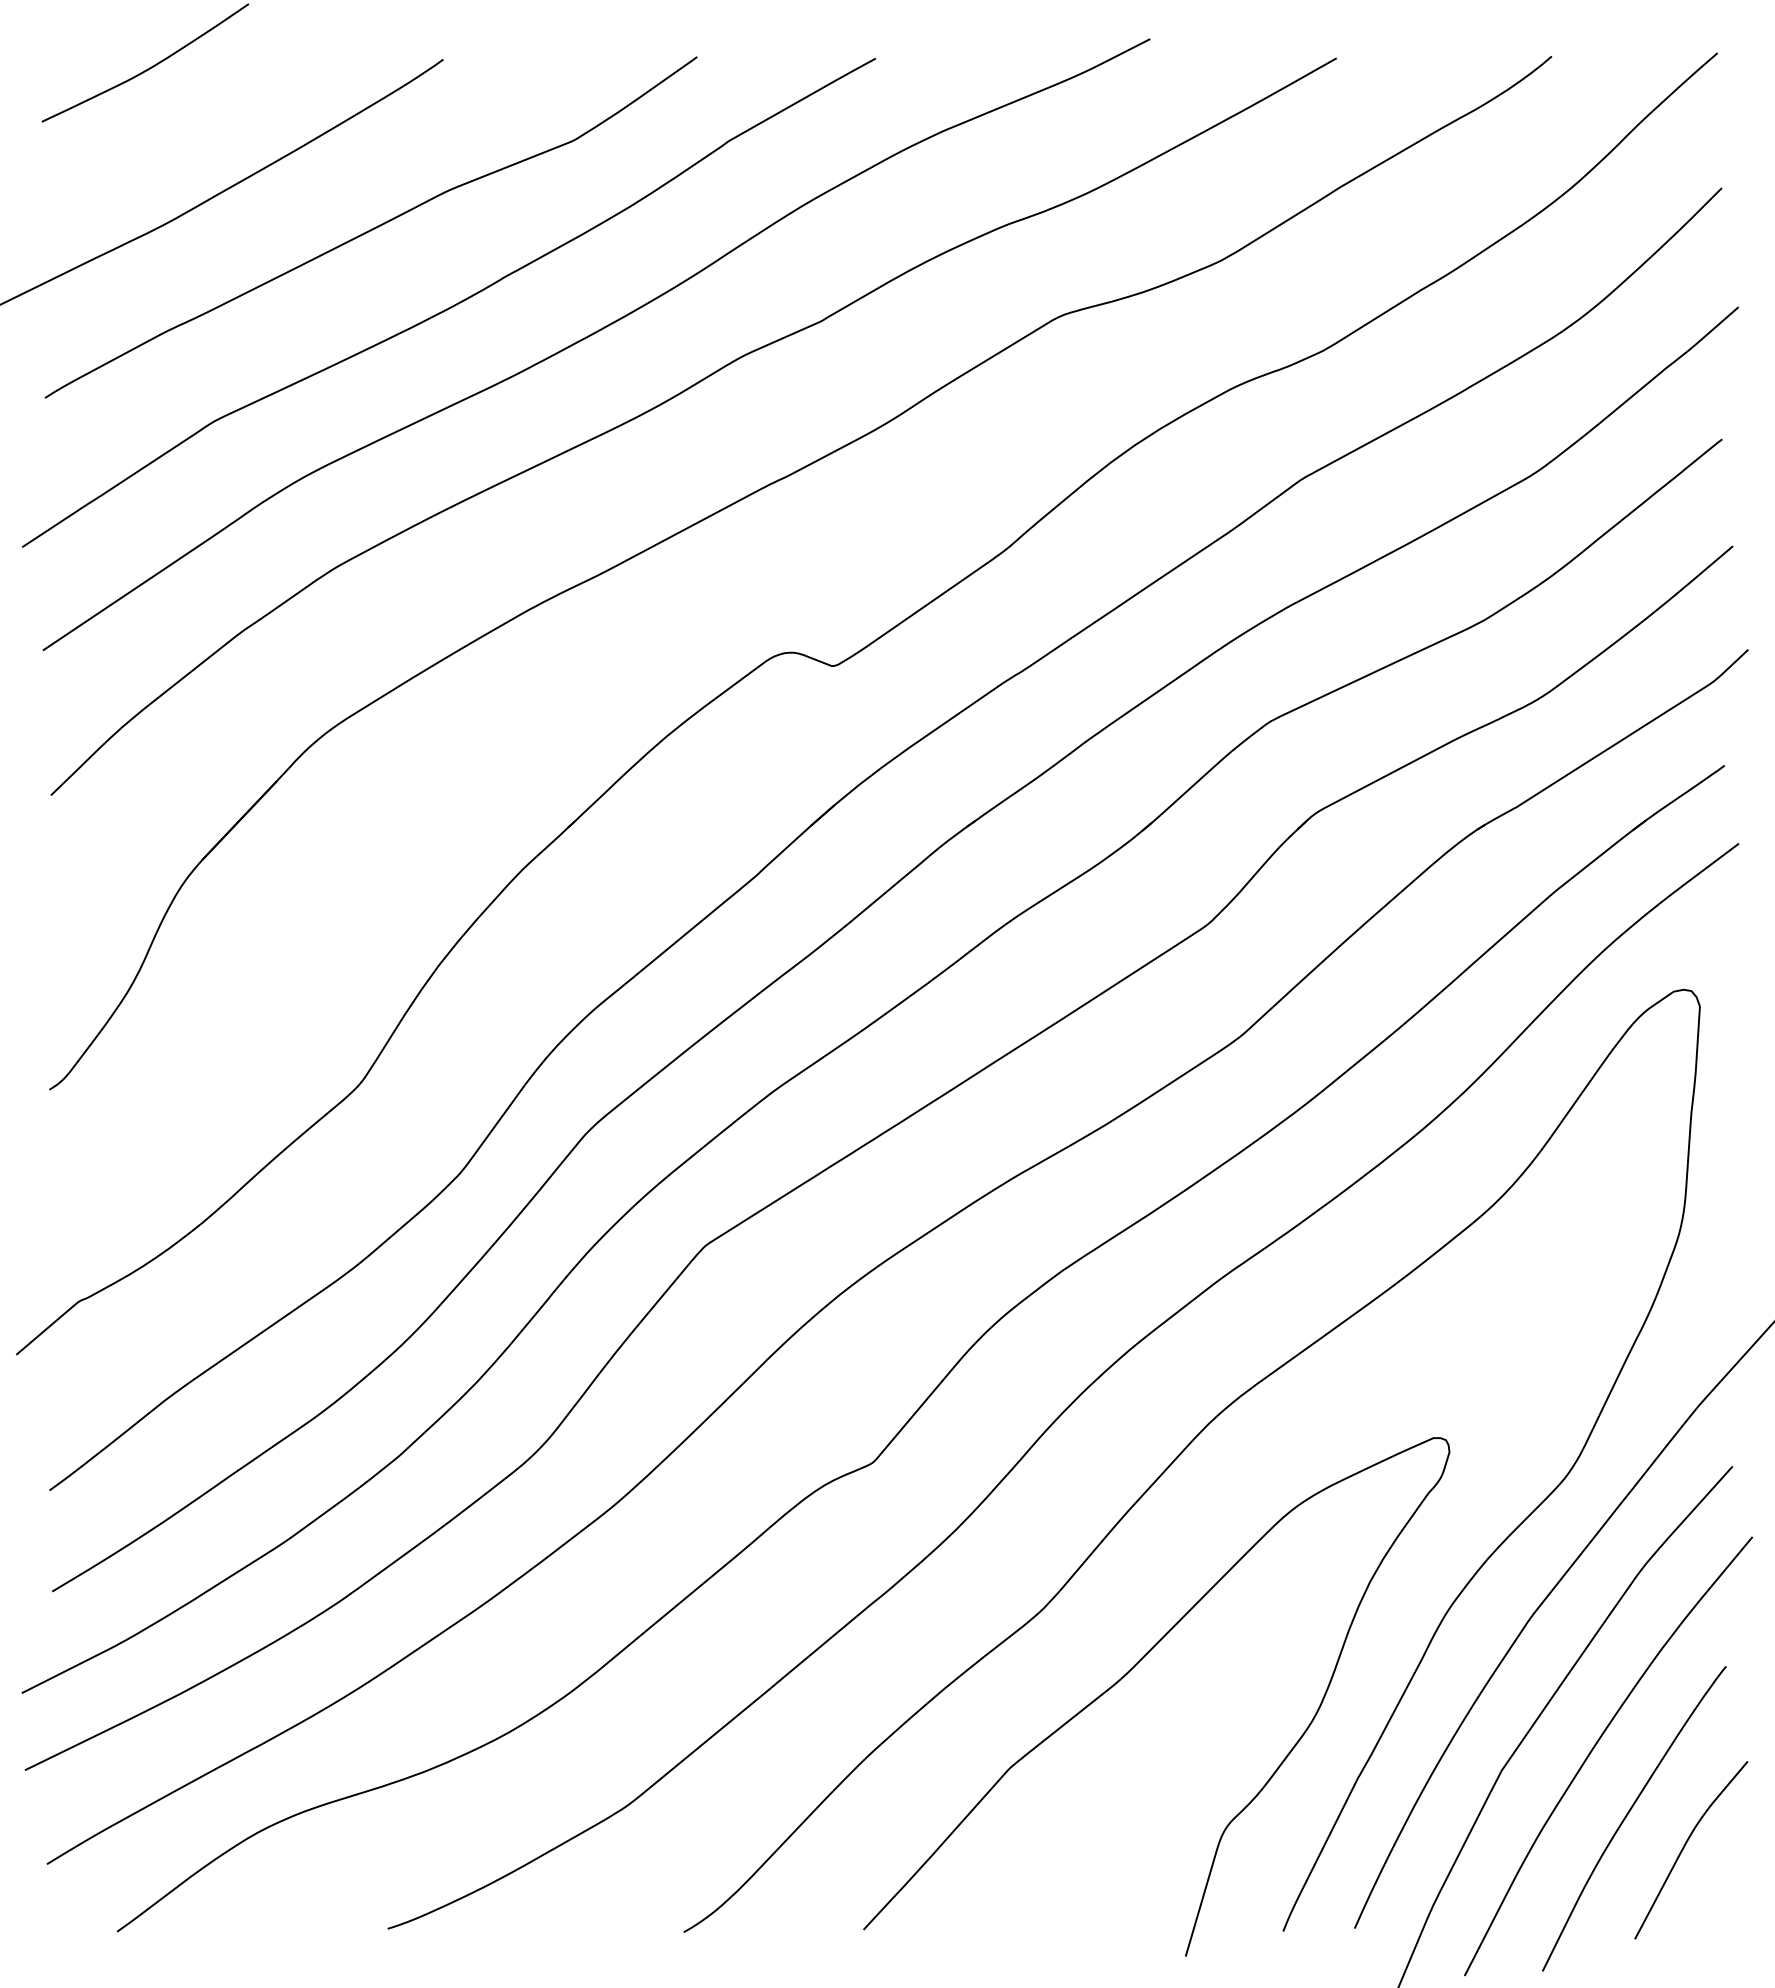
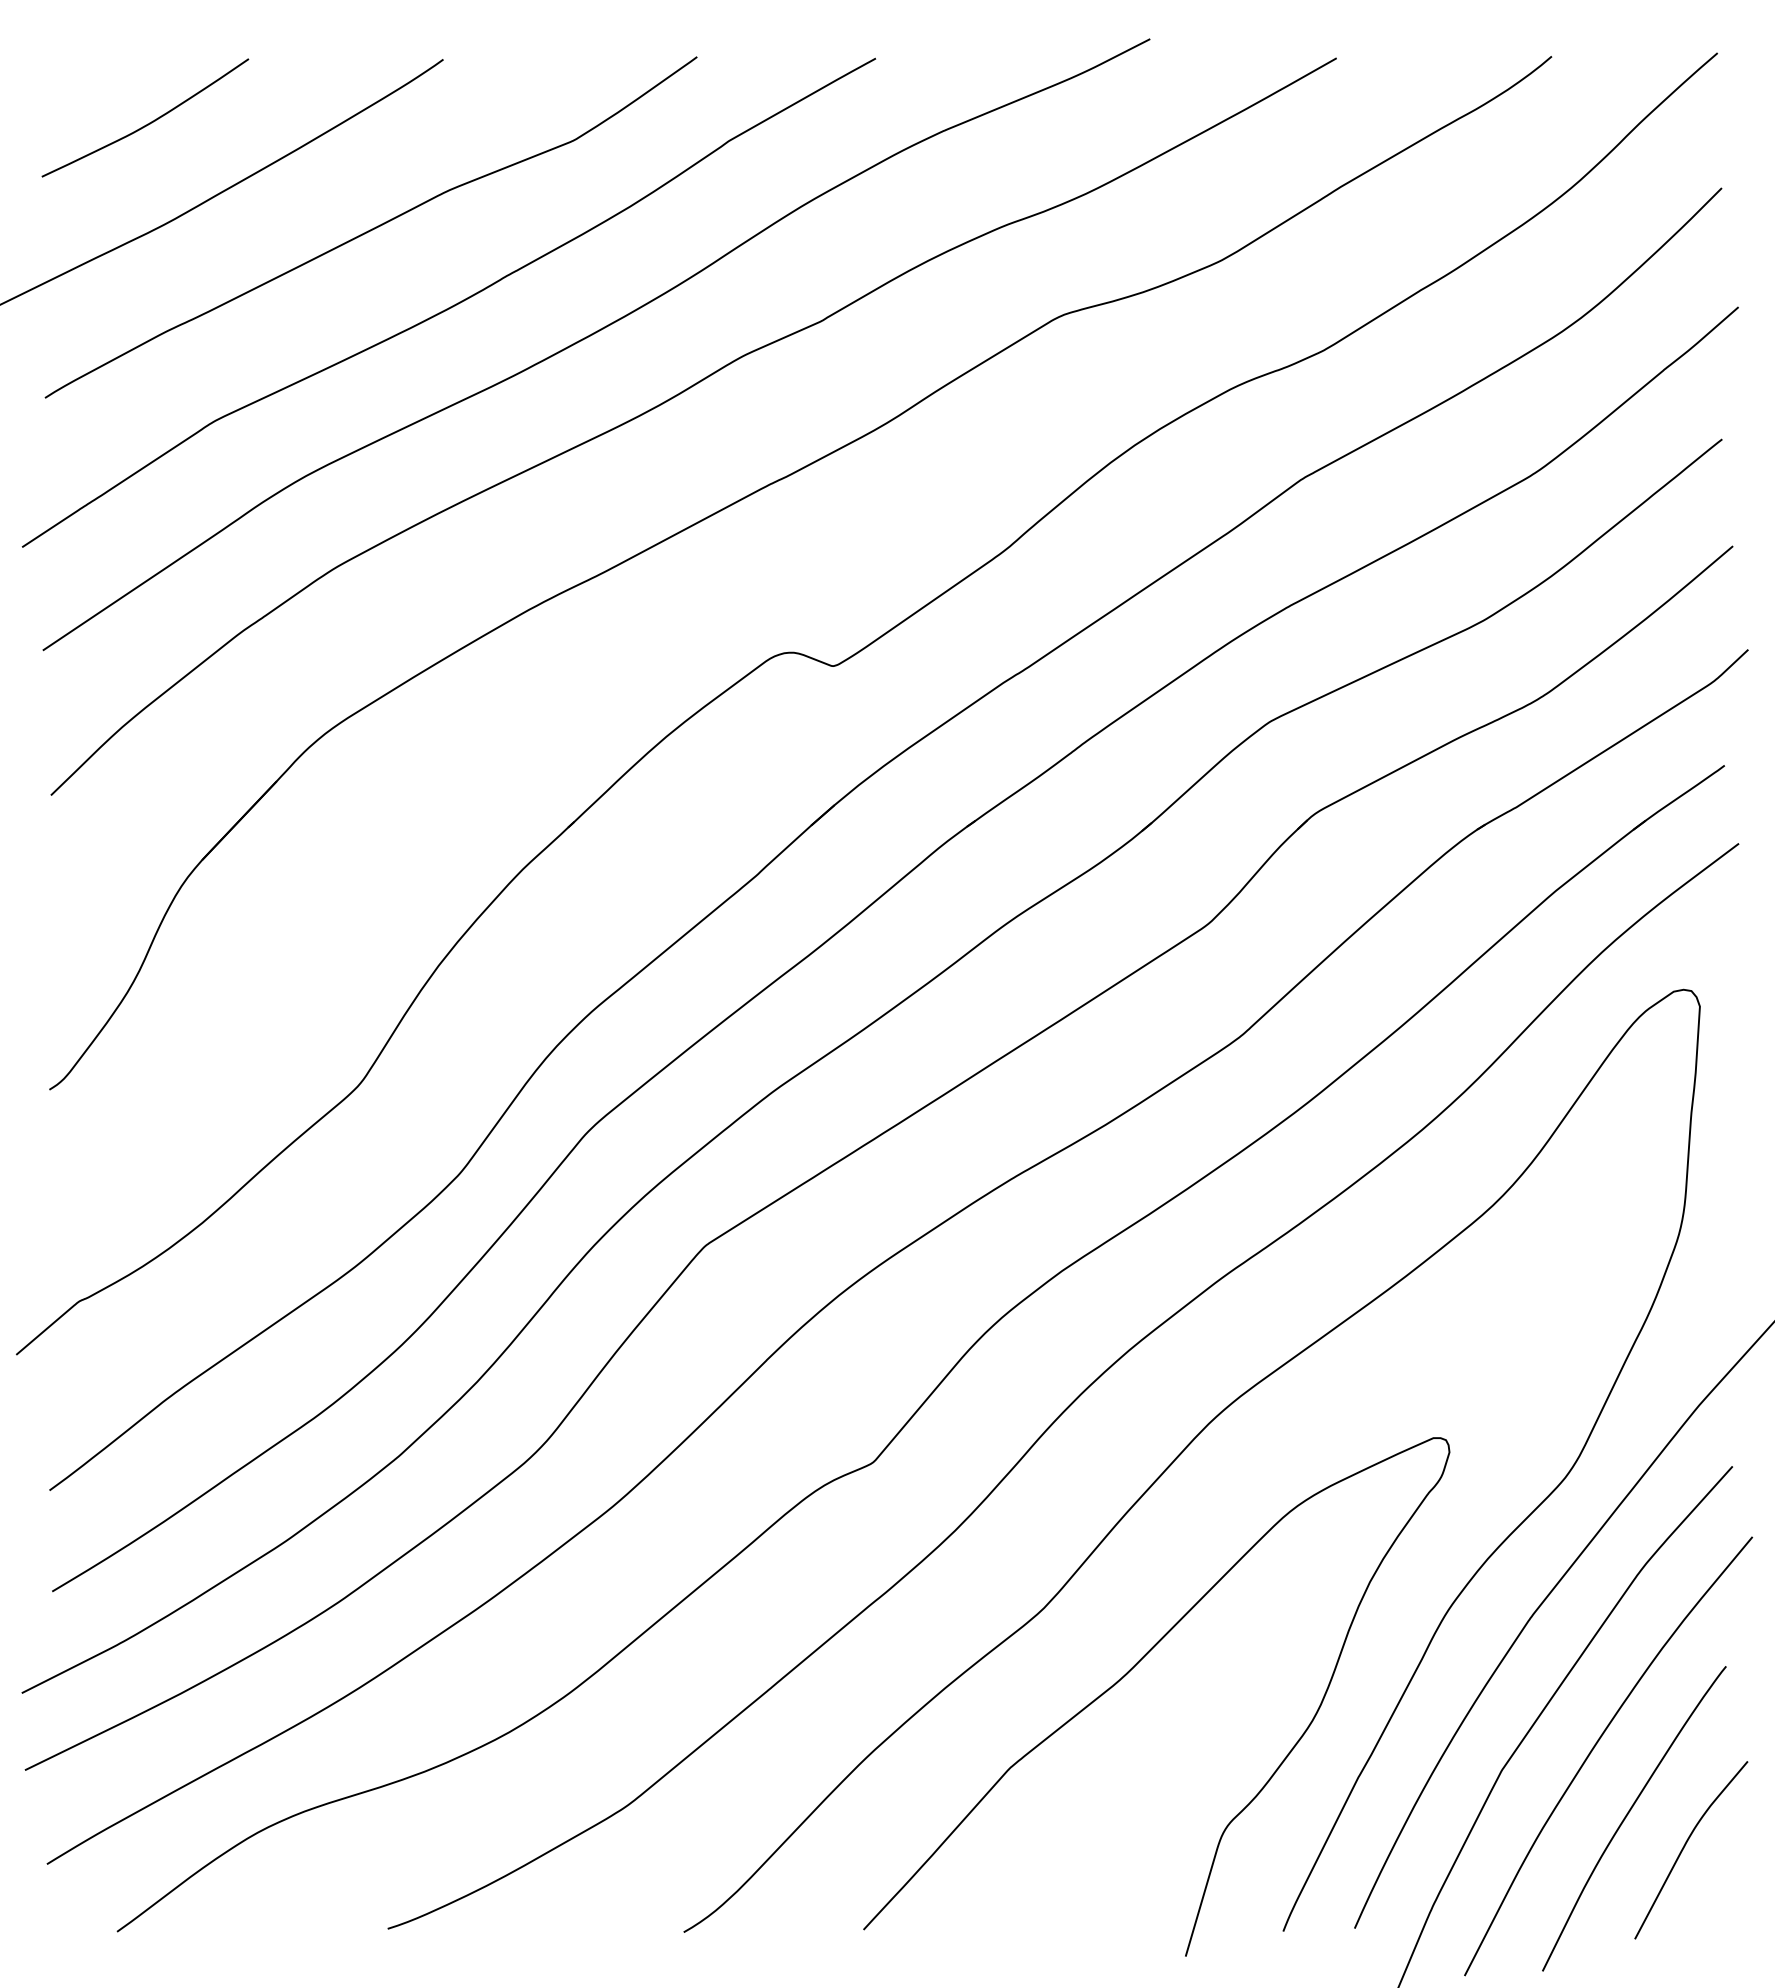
curve position: (147, 68) -> (147, 123) (147, 123)
